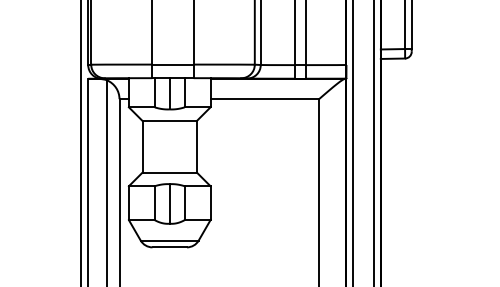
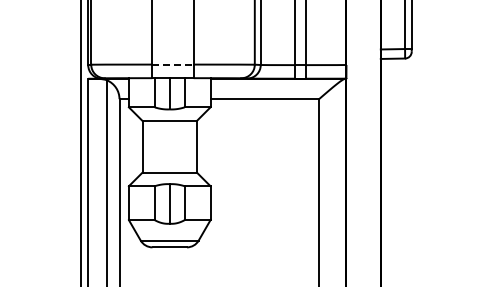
line: solid -> dashed (173, 64)
line: present -> none (353, 142)
line: present -> none (373, 142)
